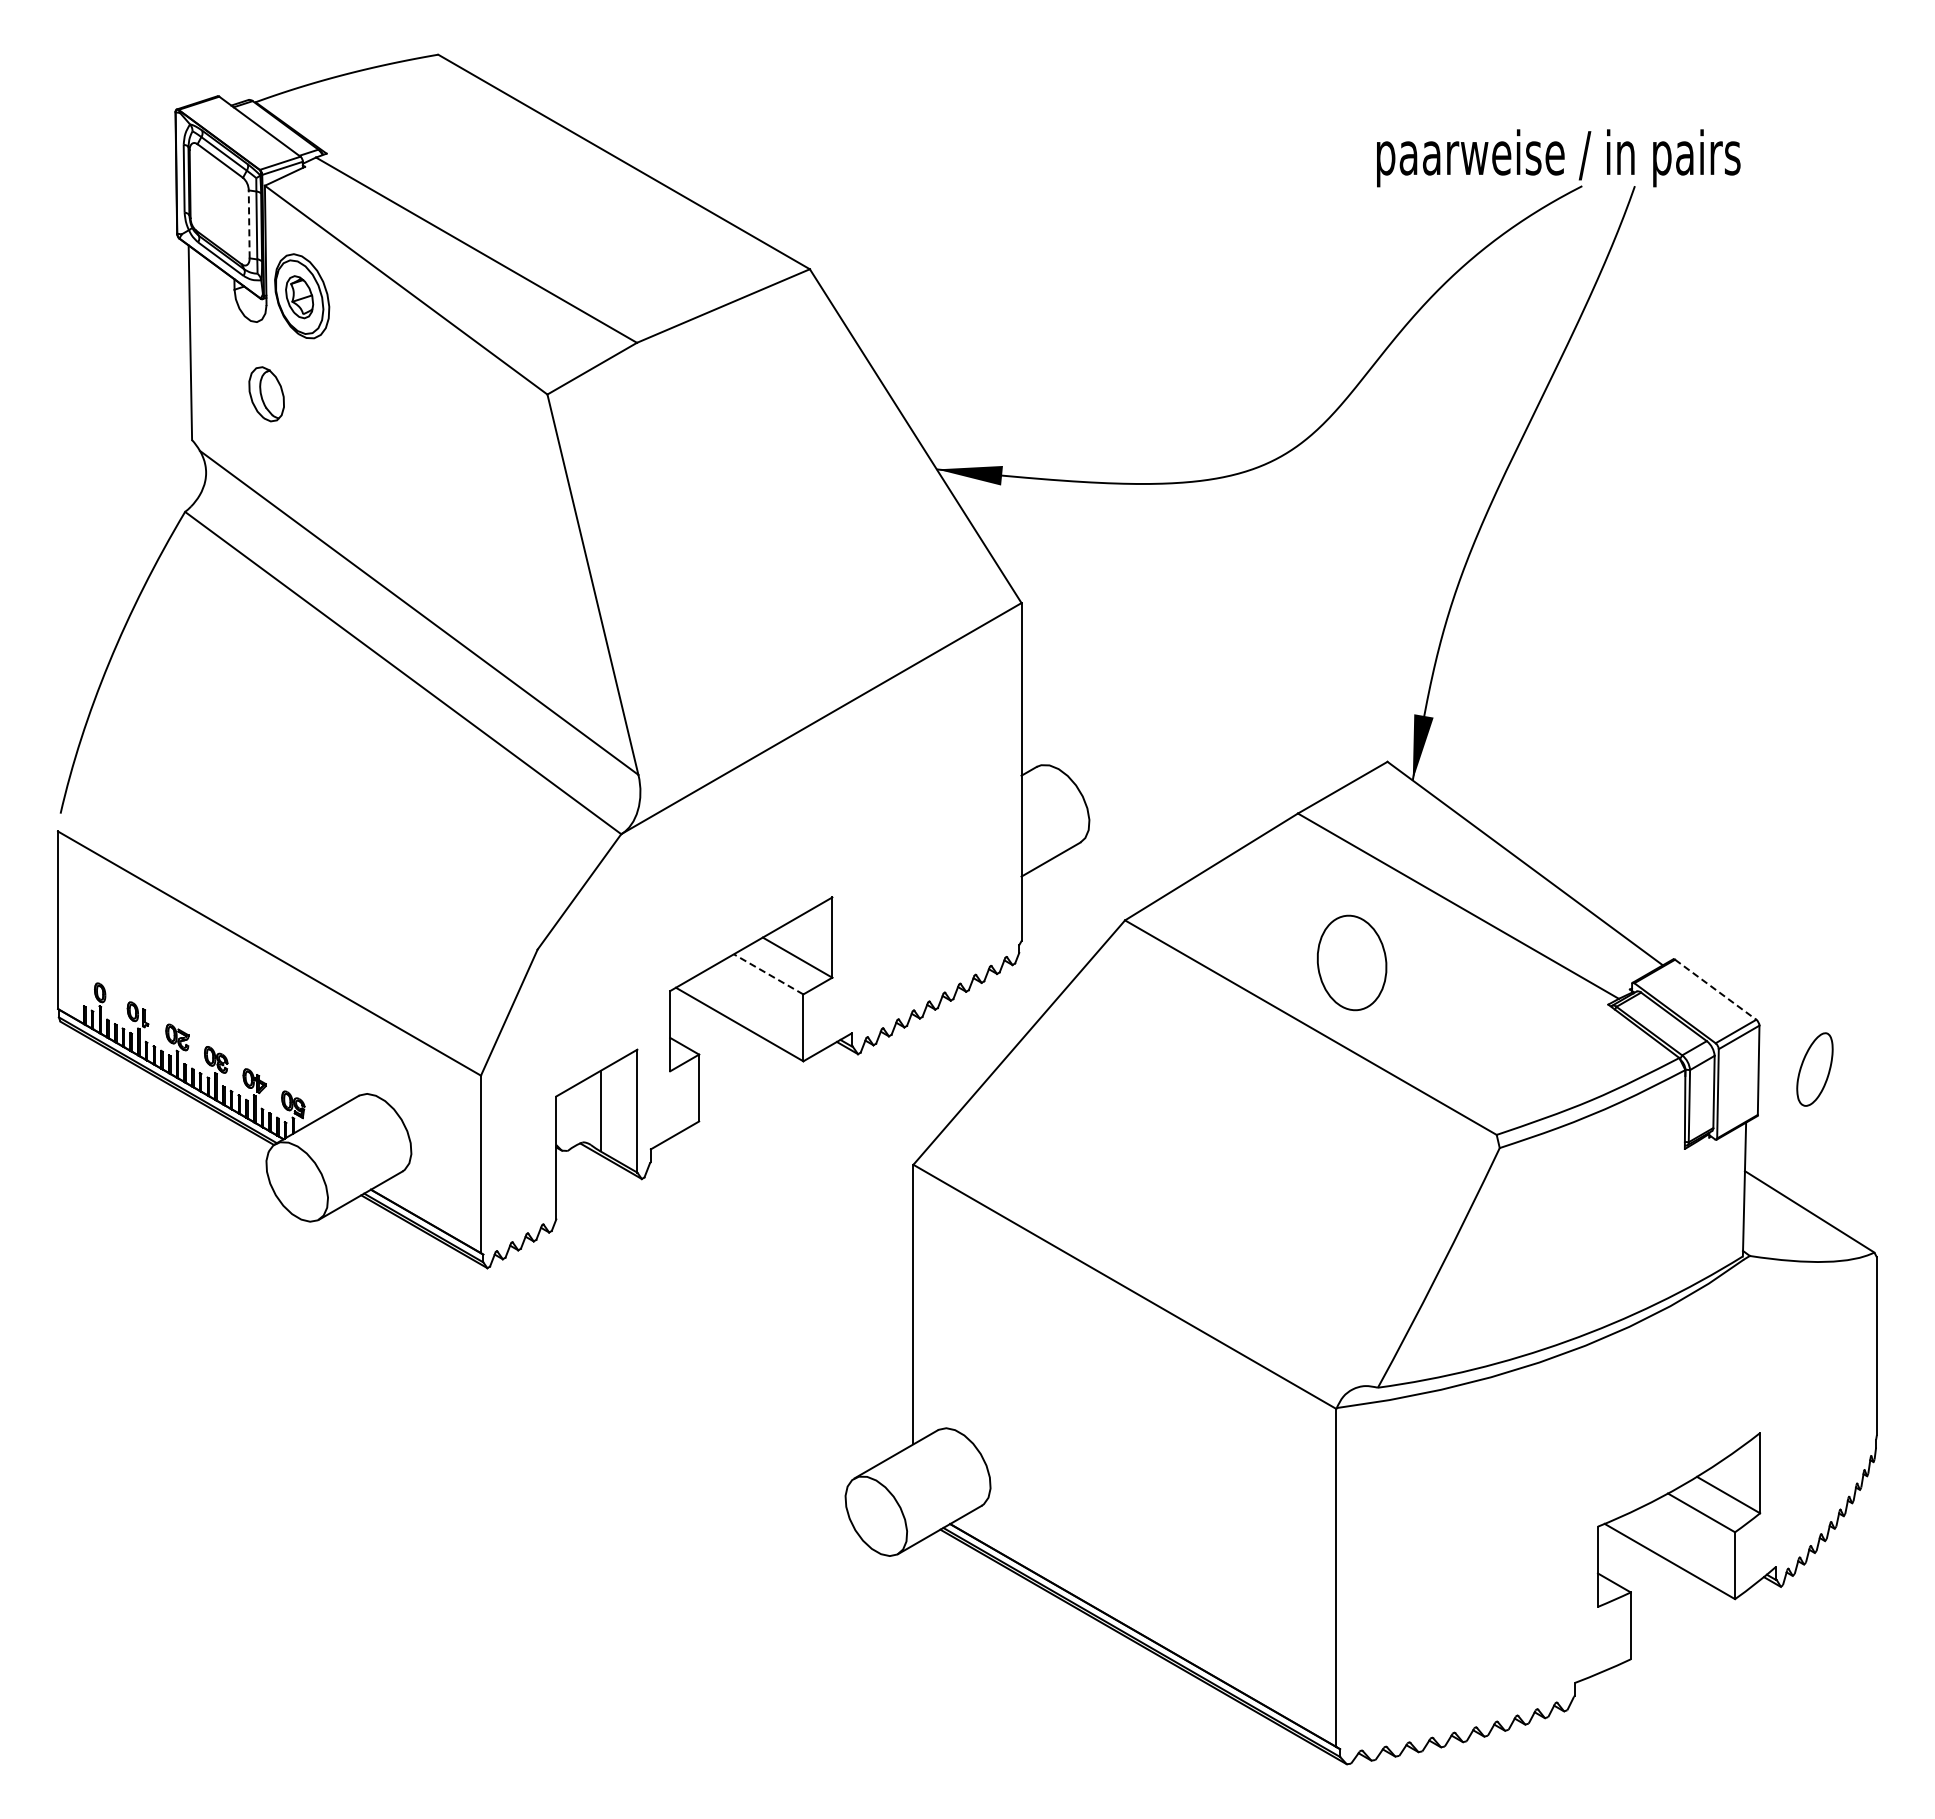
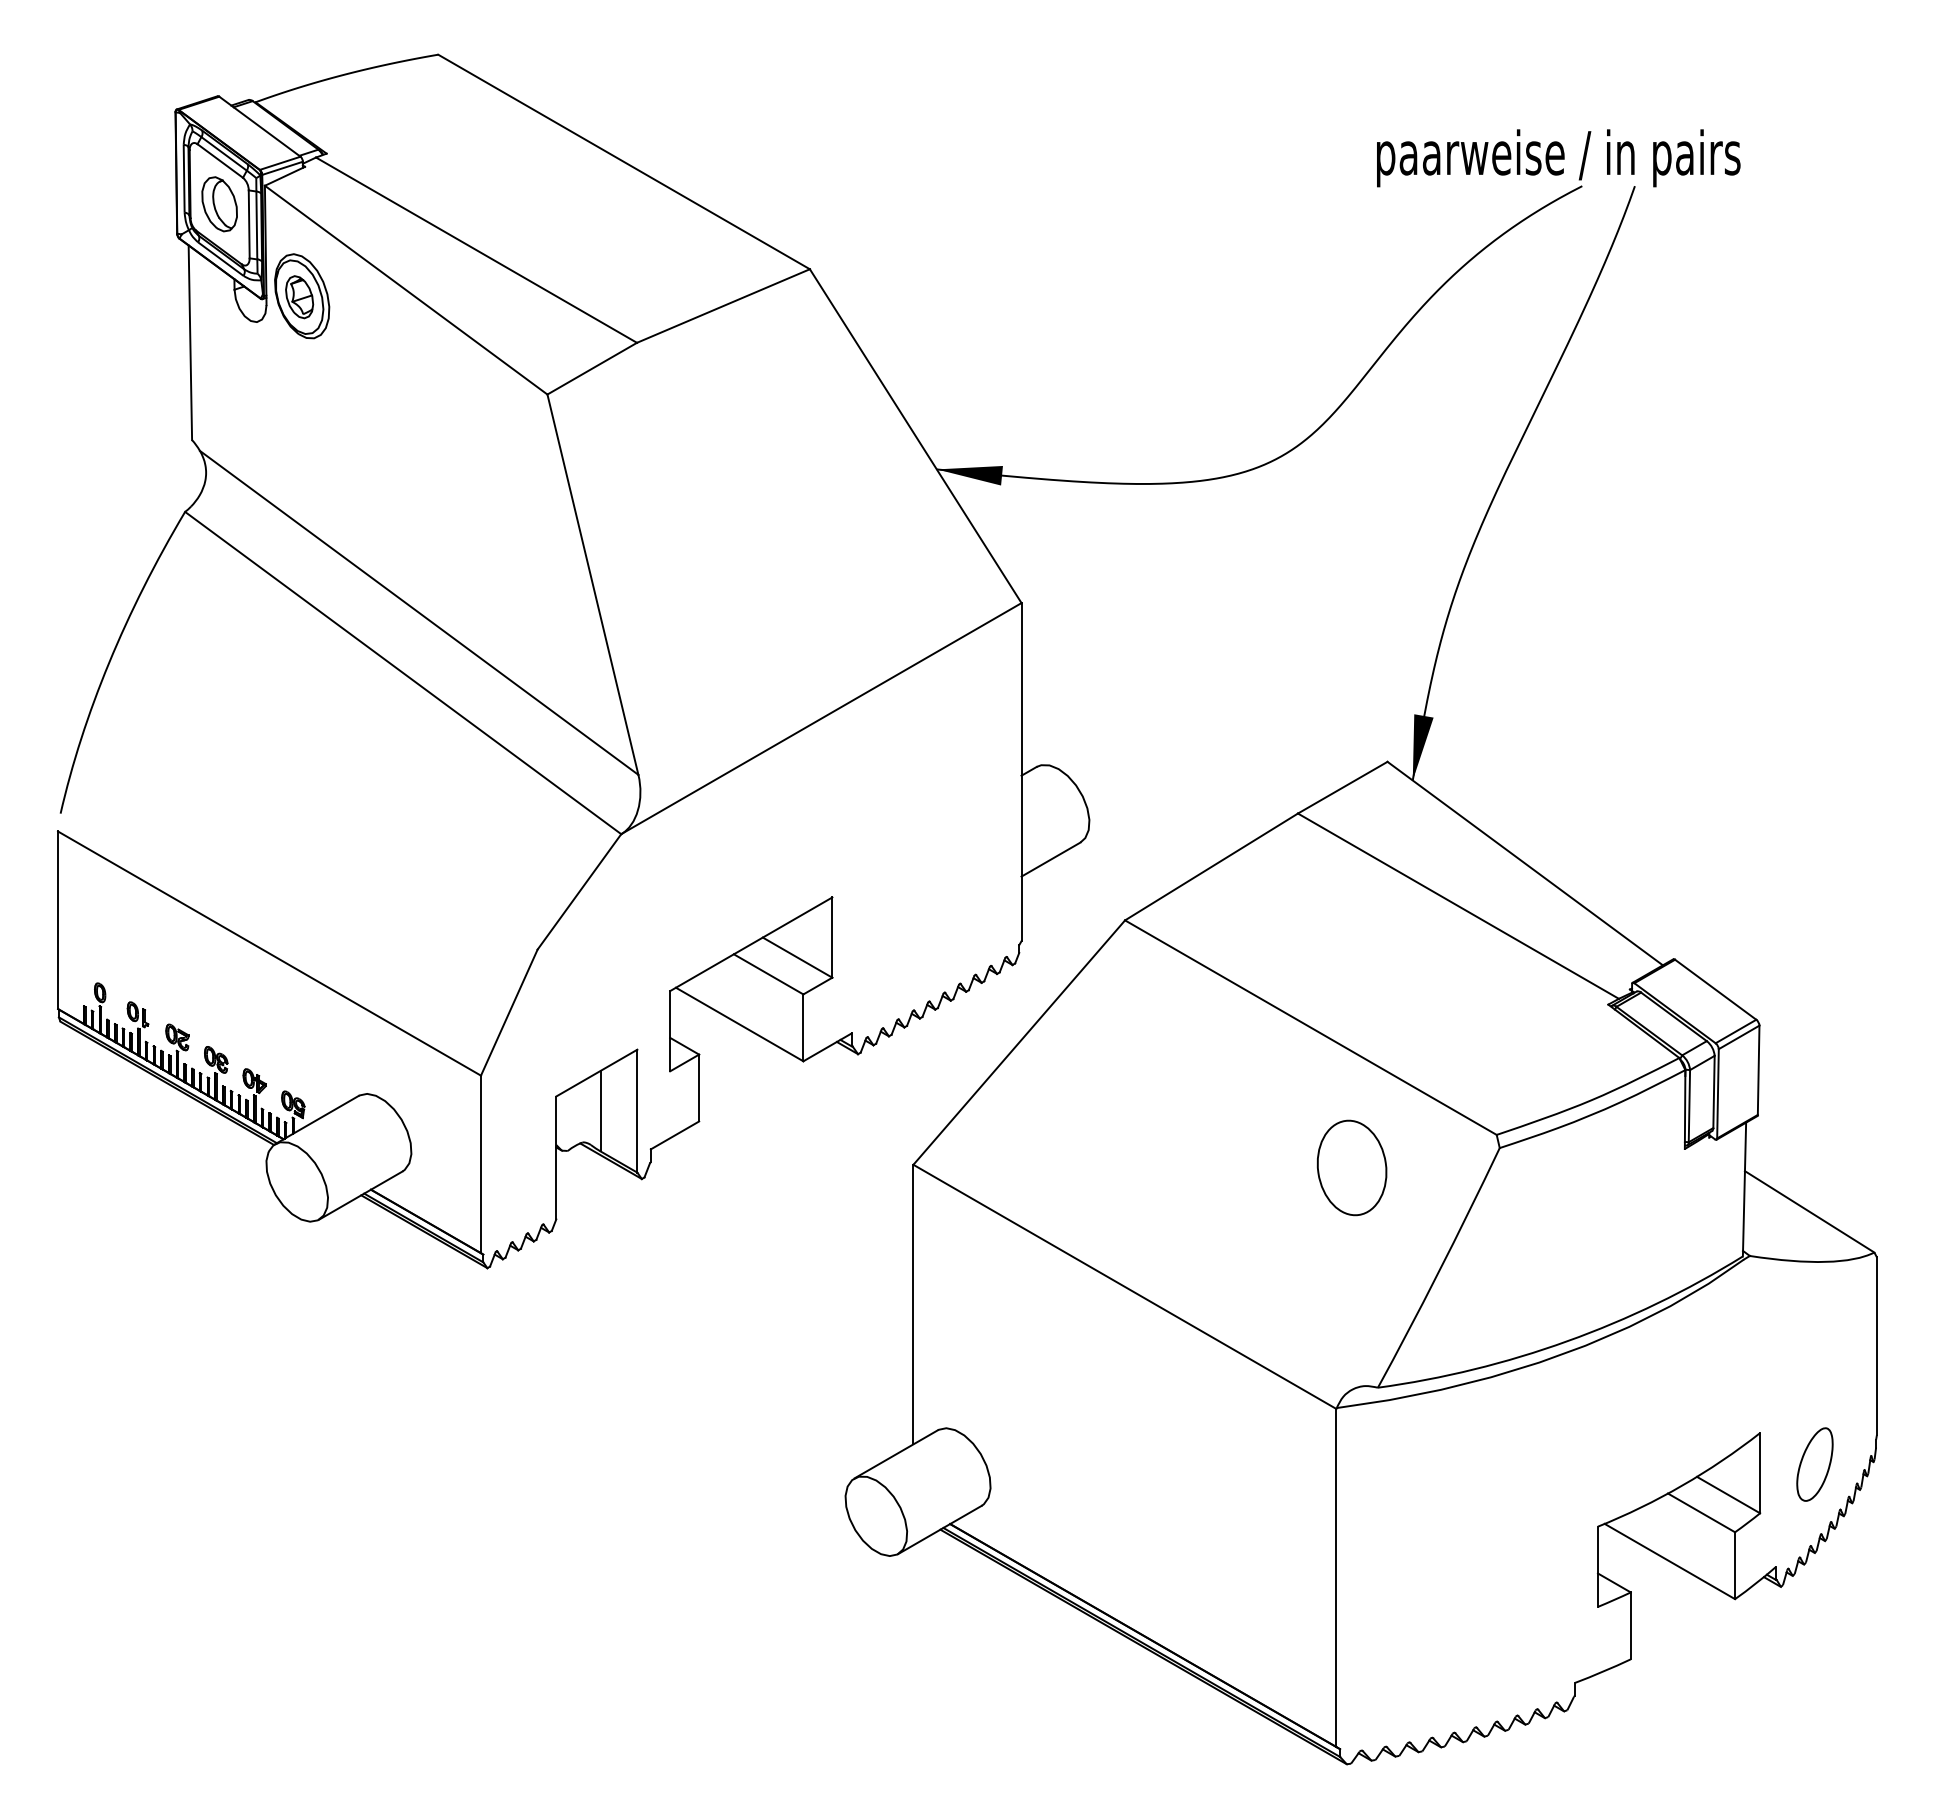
line: dashed -> solid (249, 224)
part position: (266, 394) -> (219, 204) (219, 204)
part position: (1351, 962) -> (1351, 1167) (1351, 1167)
line: dashed -> solid (768, 974)
line: dashed -> solid (1715, 989)
part position: (1814, 1069) -> (1814, 1464) (1814, 1464)
